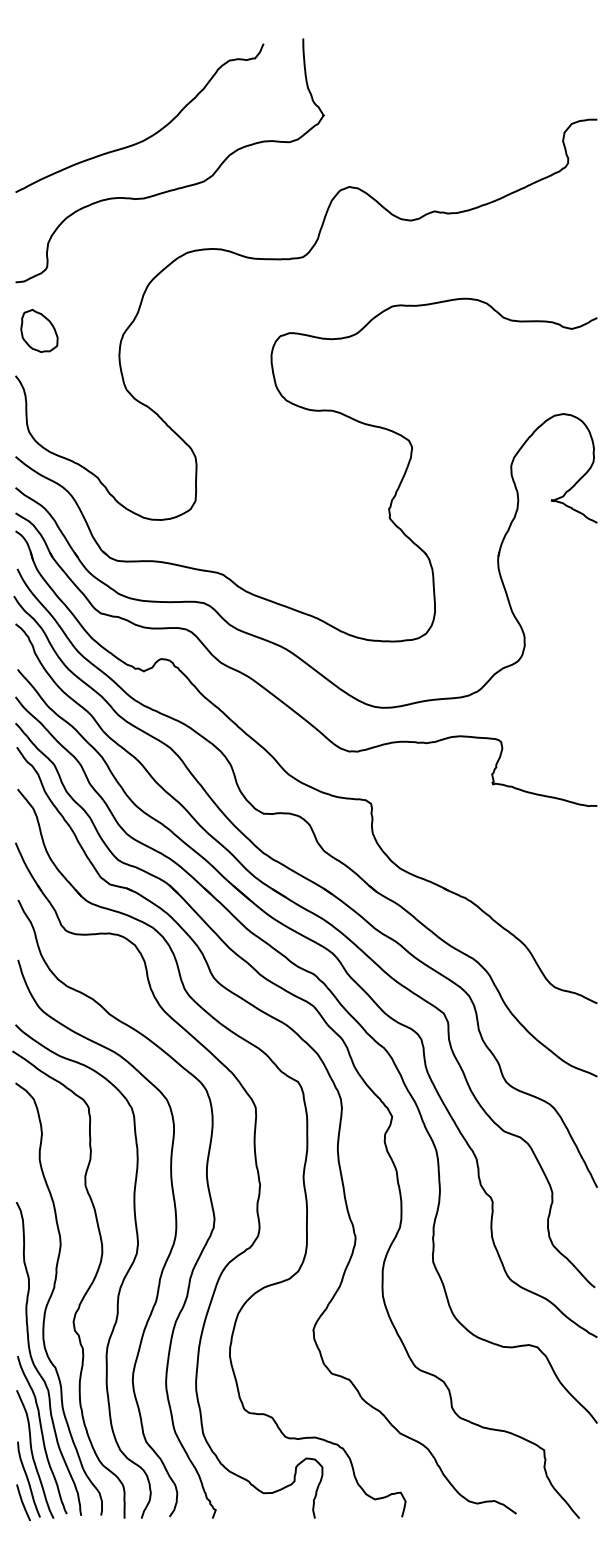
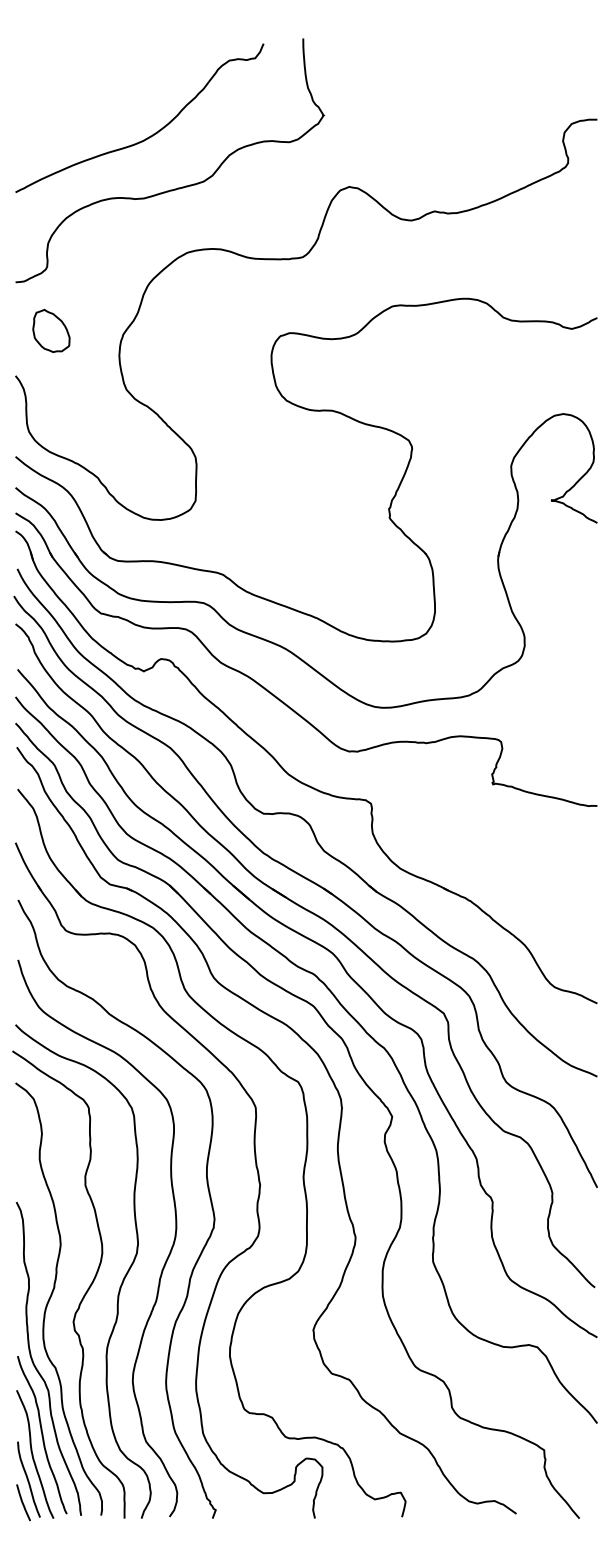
part position: (39, 330) -> (51, 330) (51, 330)
